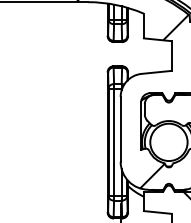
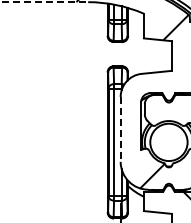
line: solid -> dashed (44, 2)
line: solid -> dashed (120, 129)
